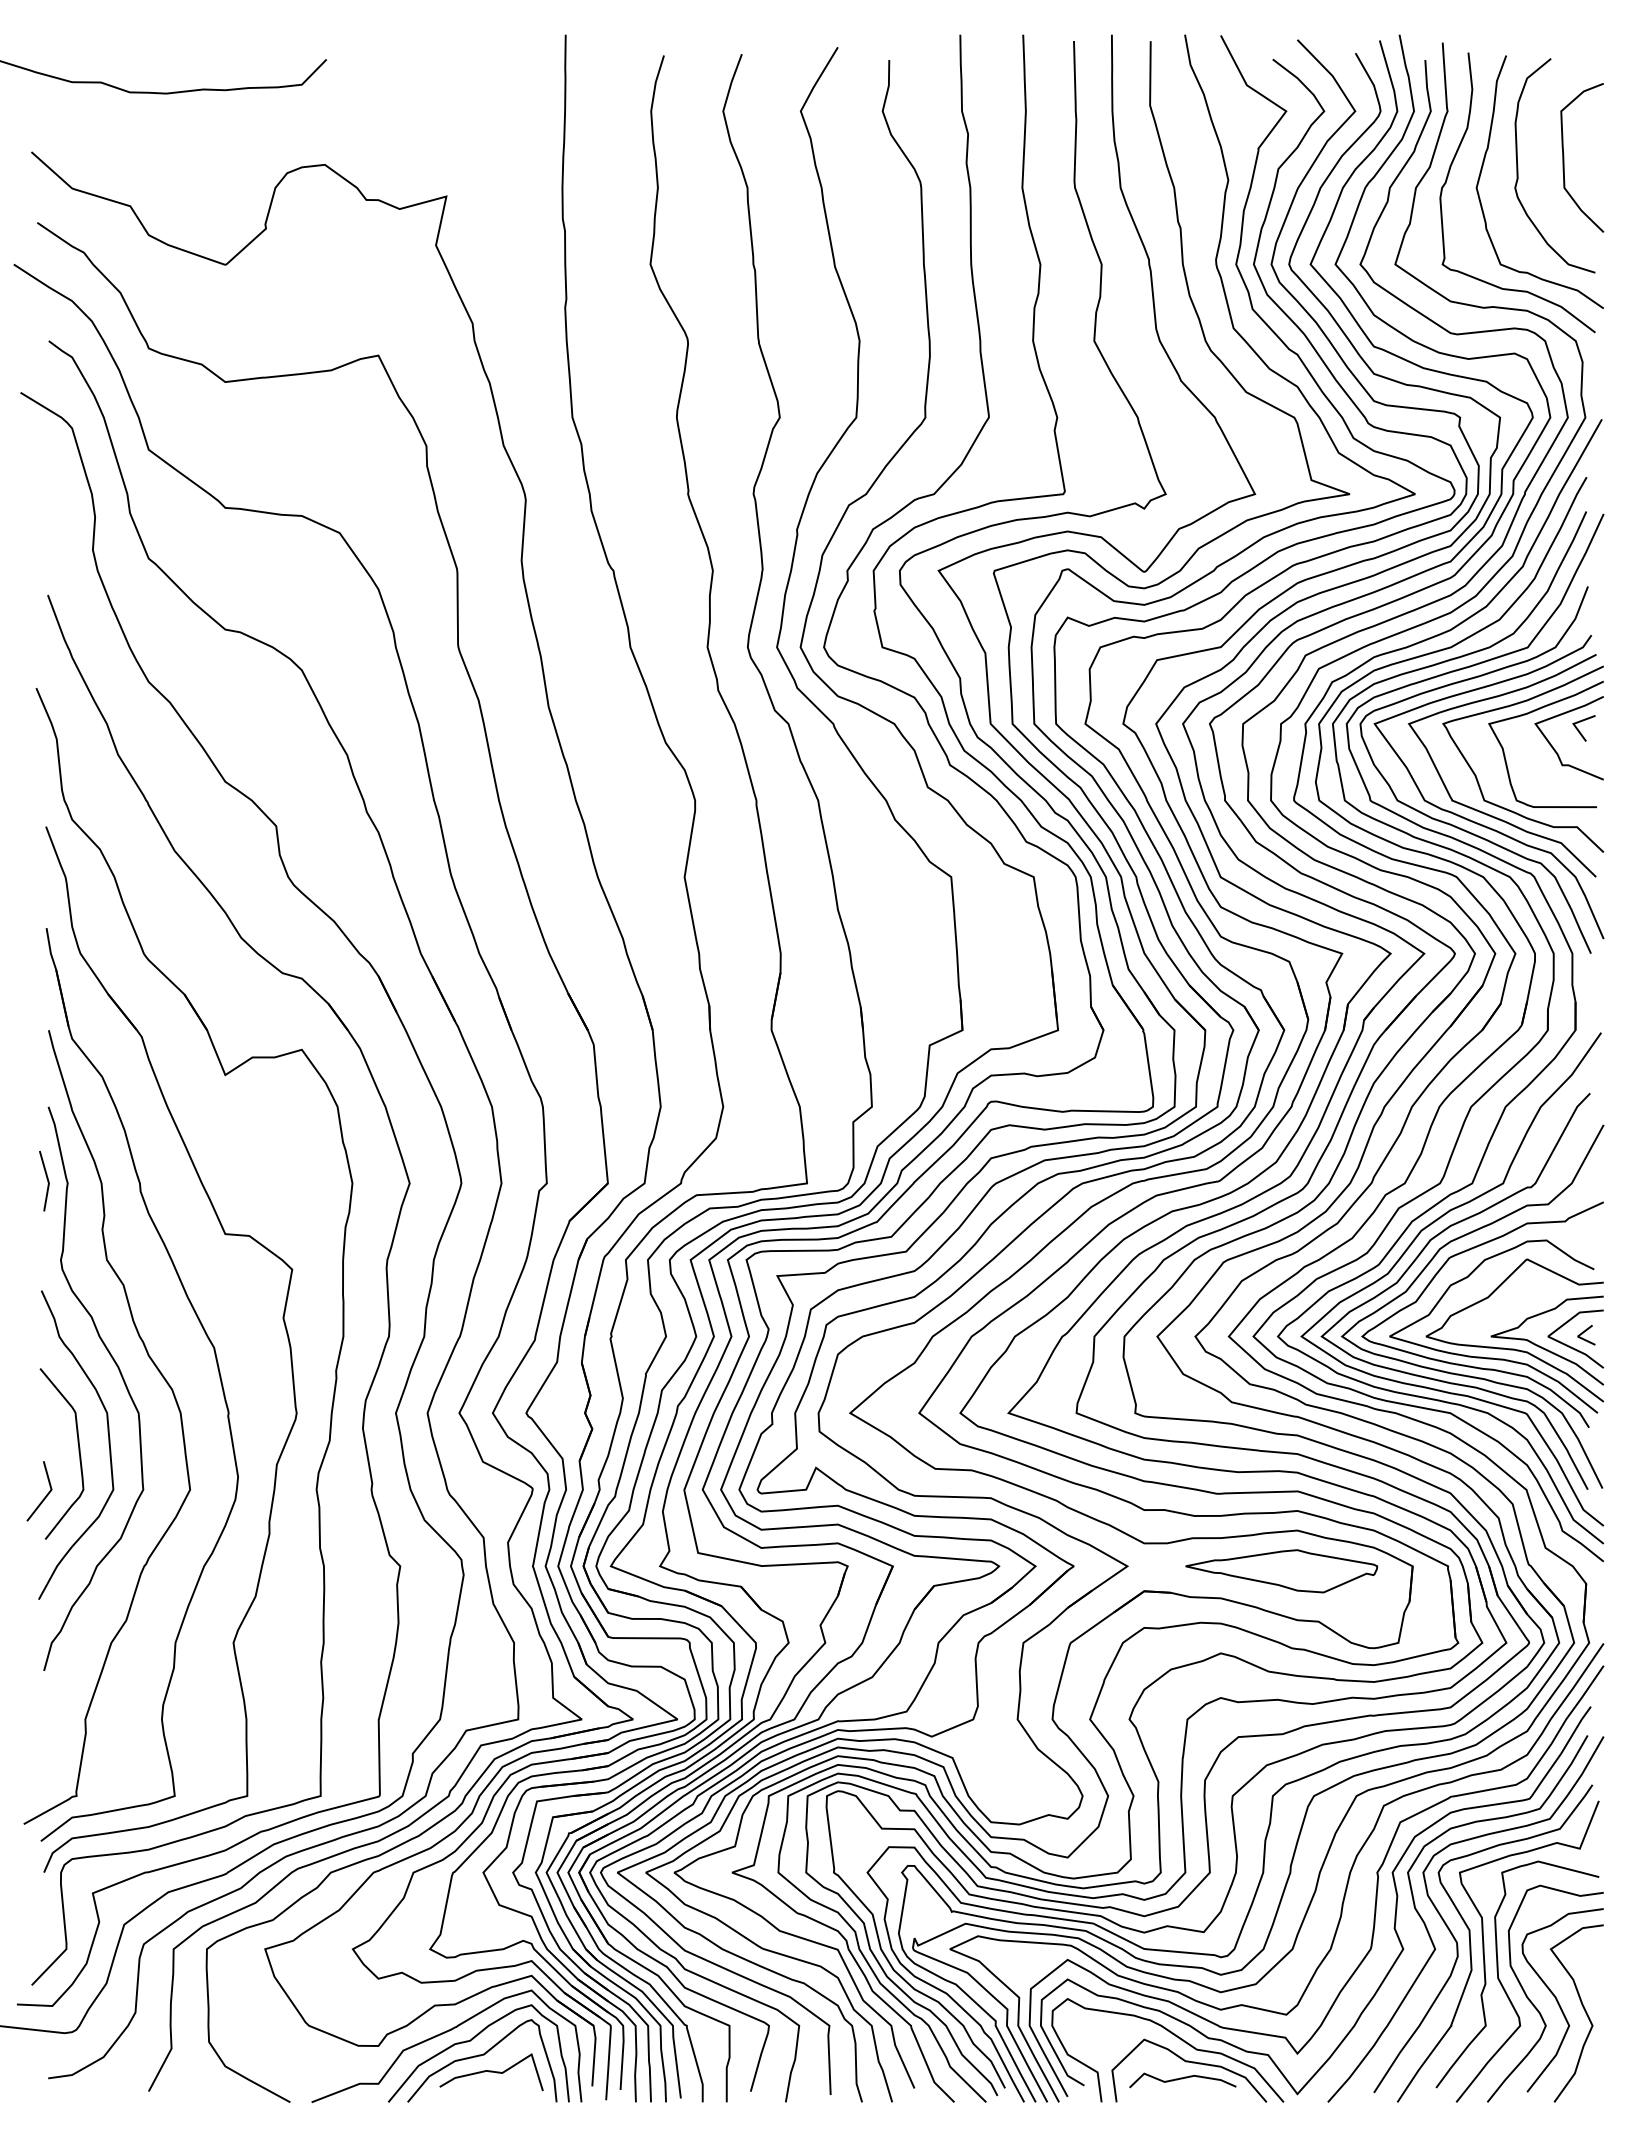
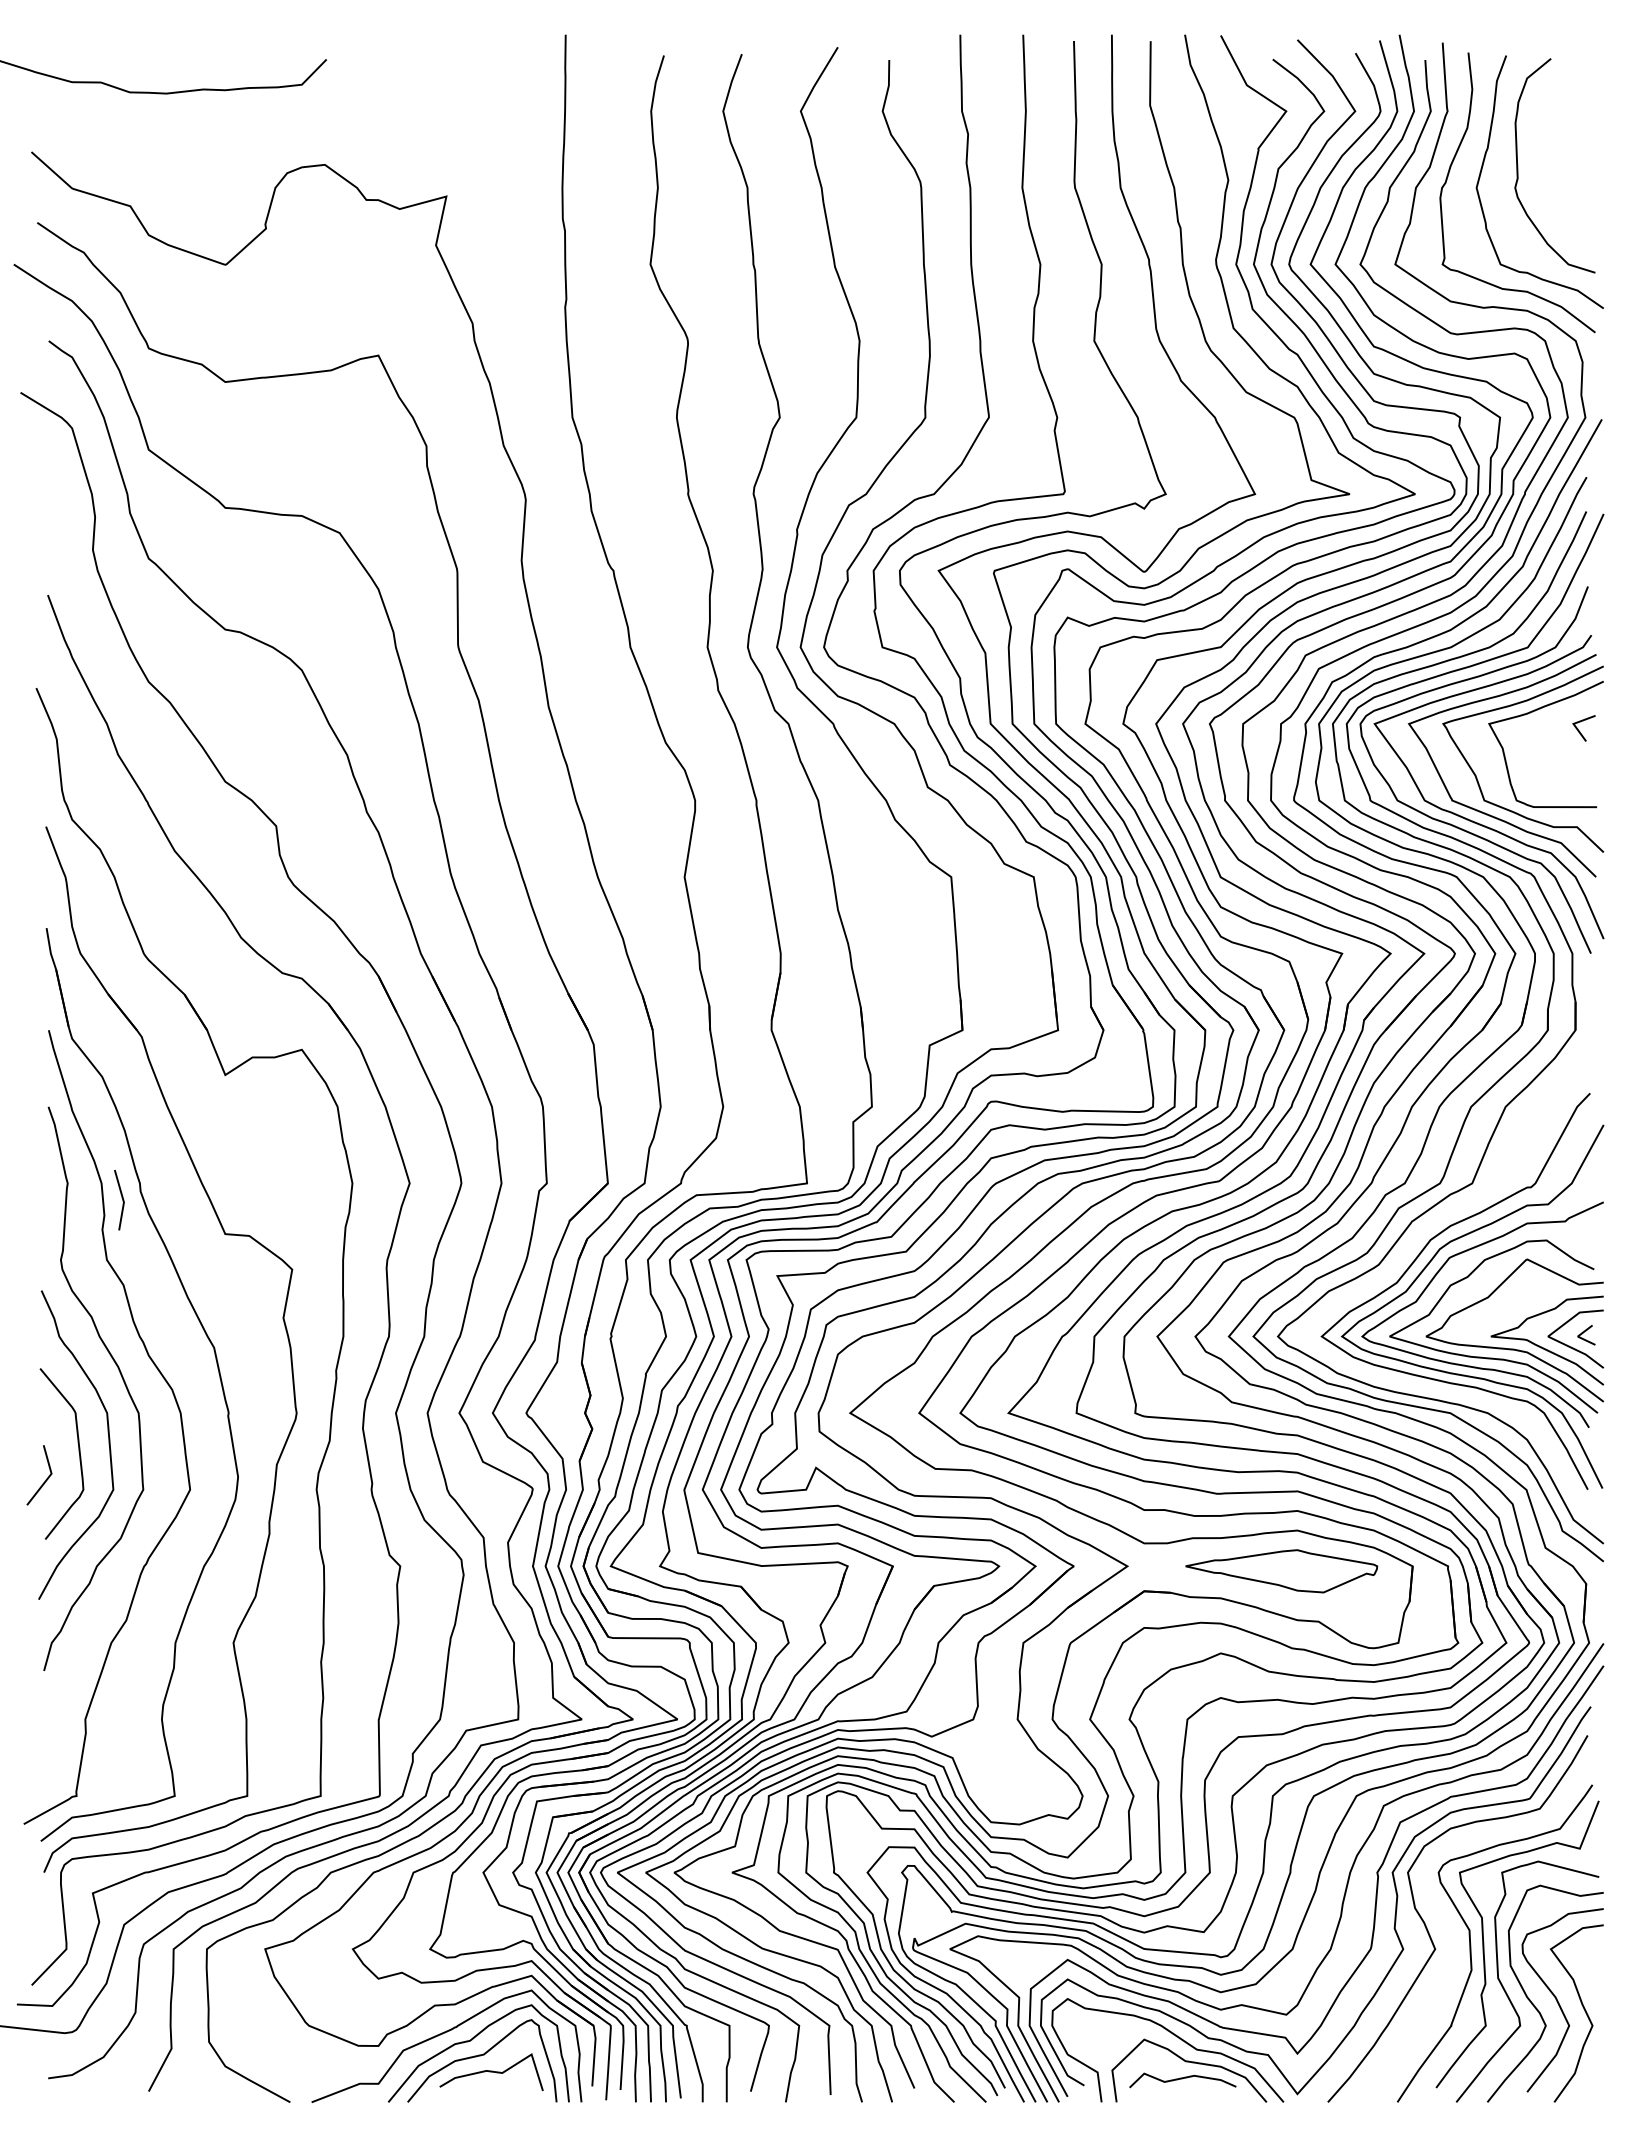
curve: present -> none (1564, 157)
curve: present -> none (1553, 746)
line position: (46, 1179) -> (121, 1198) (121, 1198)
curve: present -> none (1408, 1249)
line position: (45, 1495) -> (45, 1479) (45, 1479)
curve: present -> none (1452, 1932)
